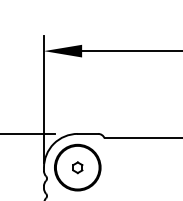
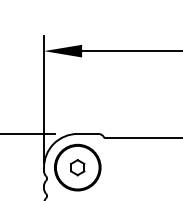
part size: 12x14 px -> 16x18 px (77, 167)
